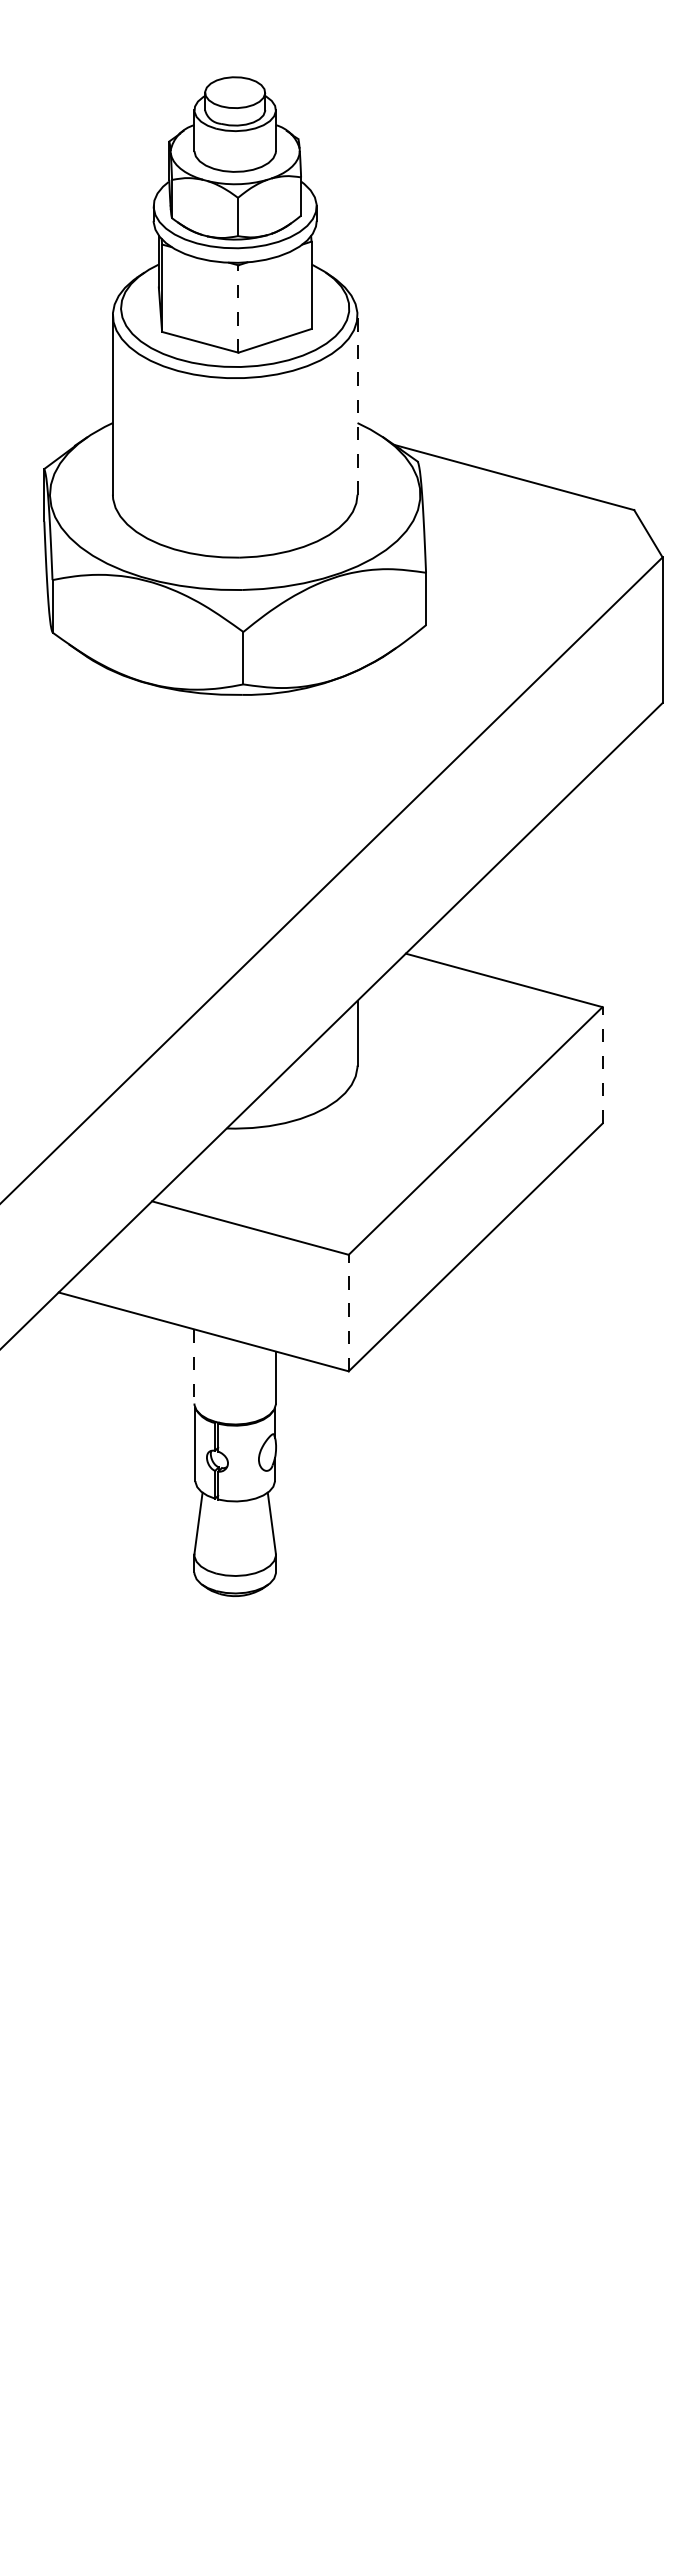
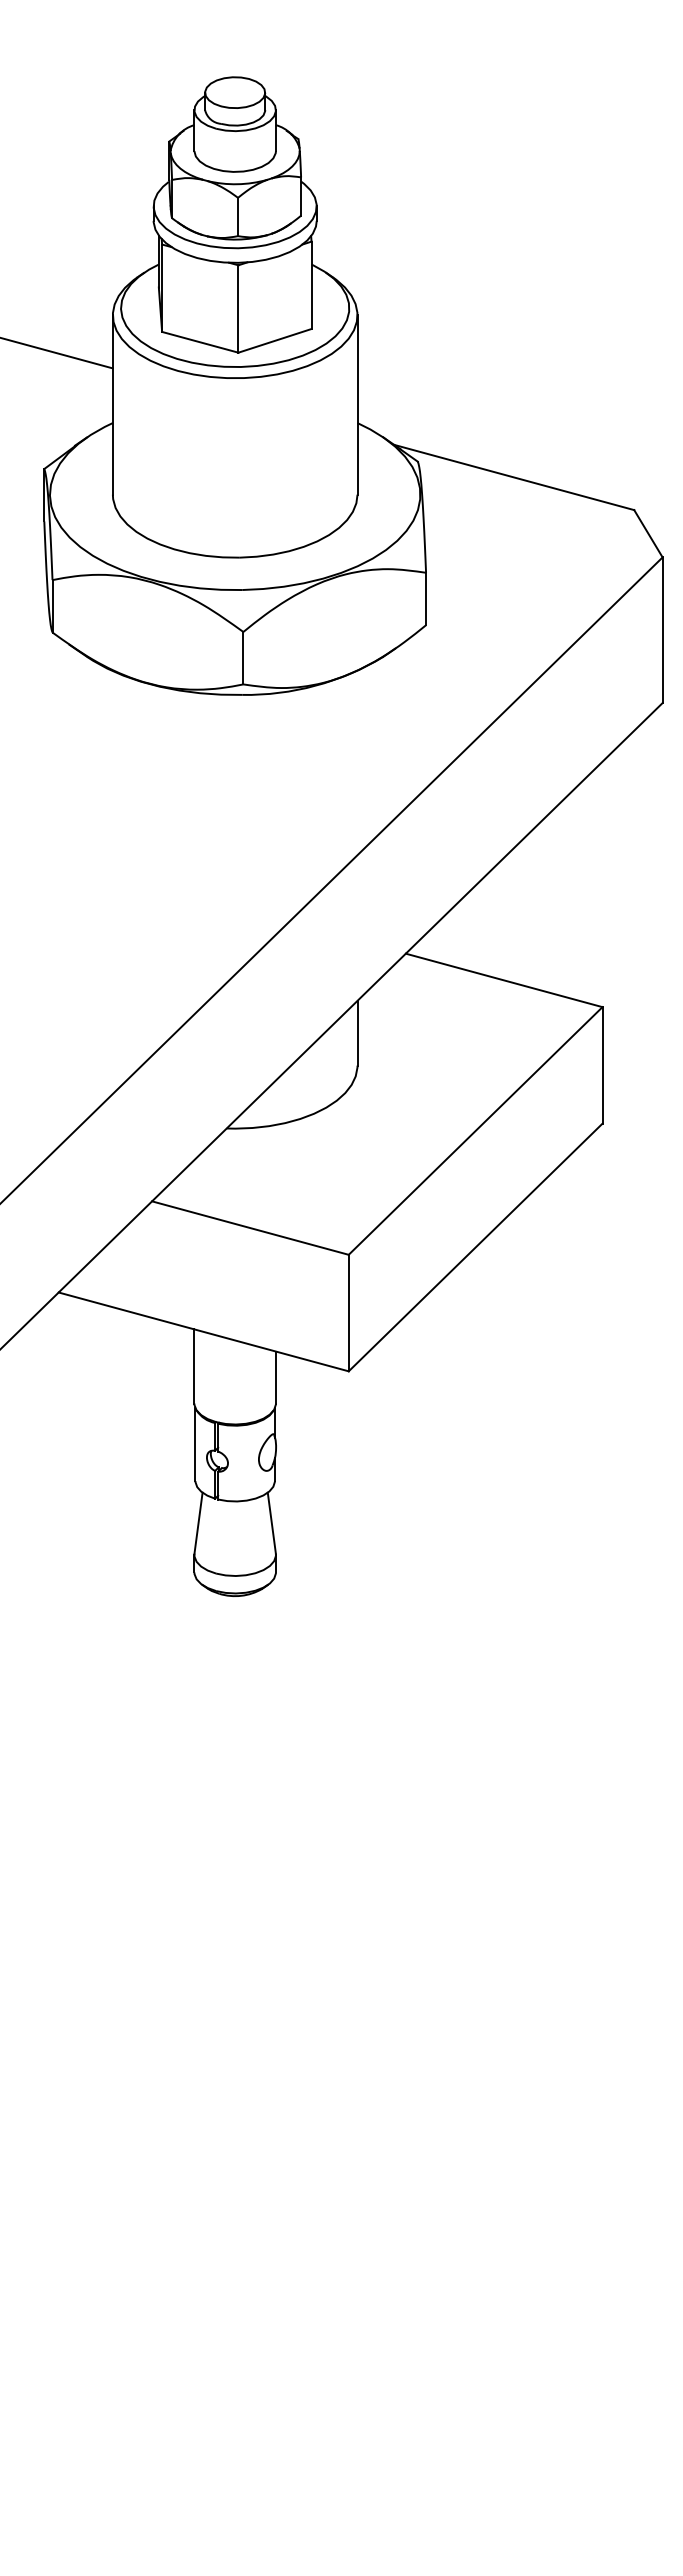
line: dashed -> solid (238, 309)
line: none -> present (57, 353)
line: dashed -> solid (357, 404)
line: dashed -> solid (602, 1064)
line: dashed -> solid (348, 1312)
line: dashed -> solid (194, 1366)
